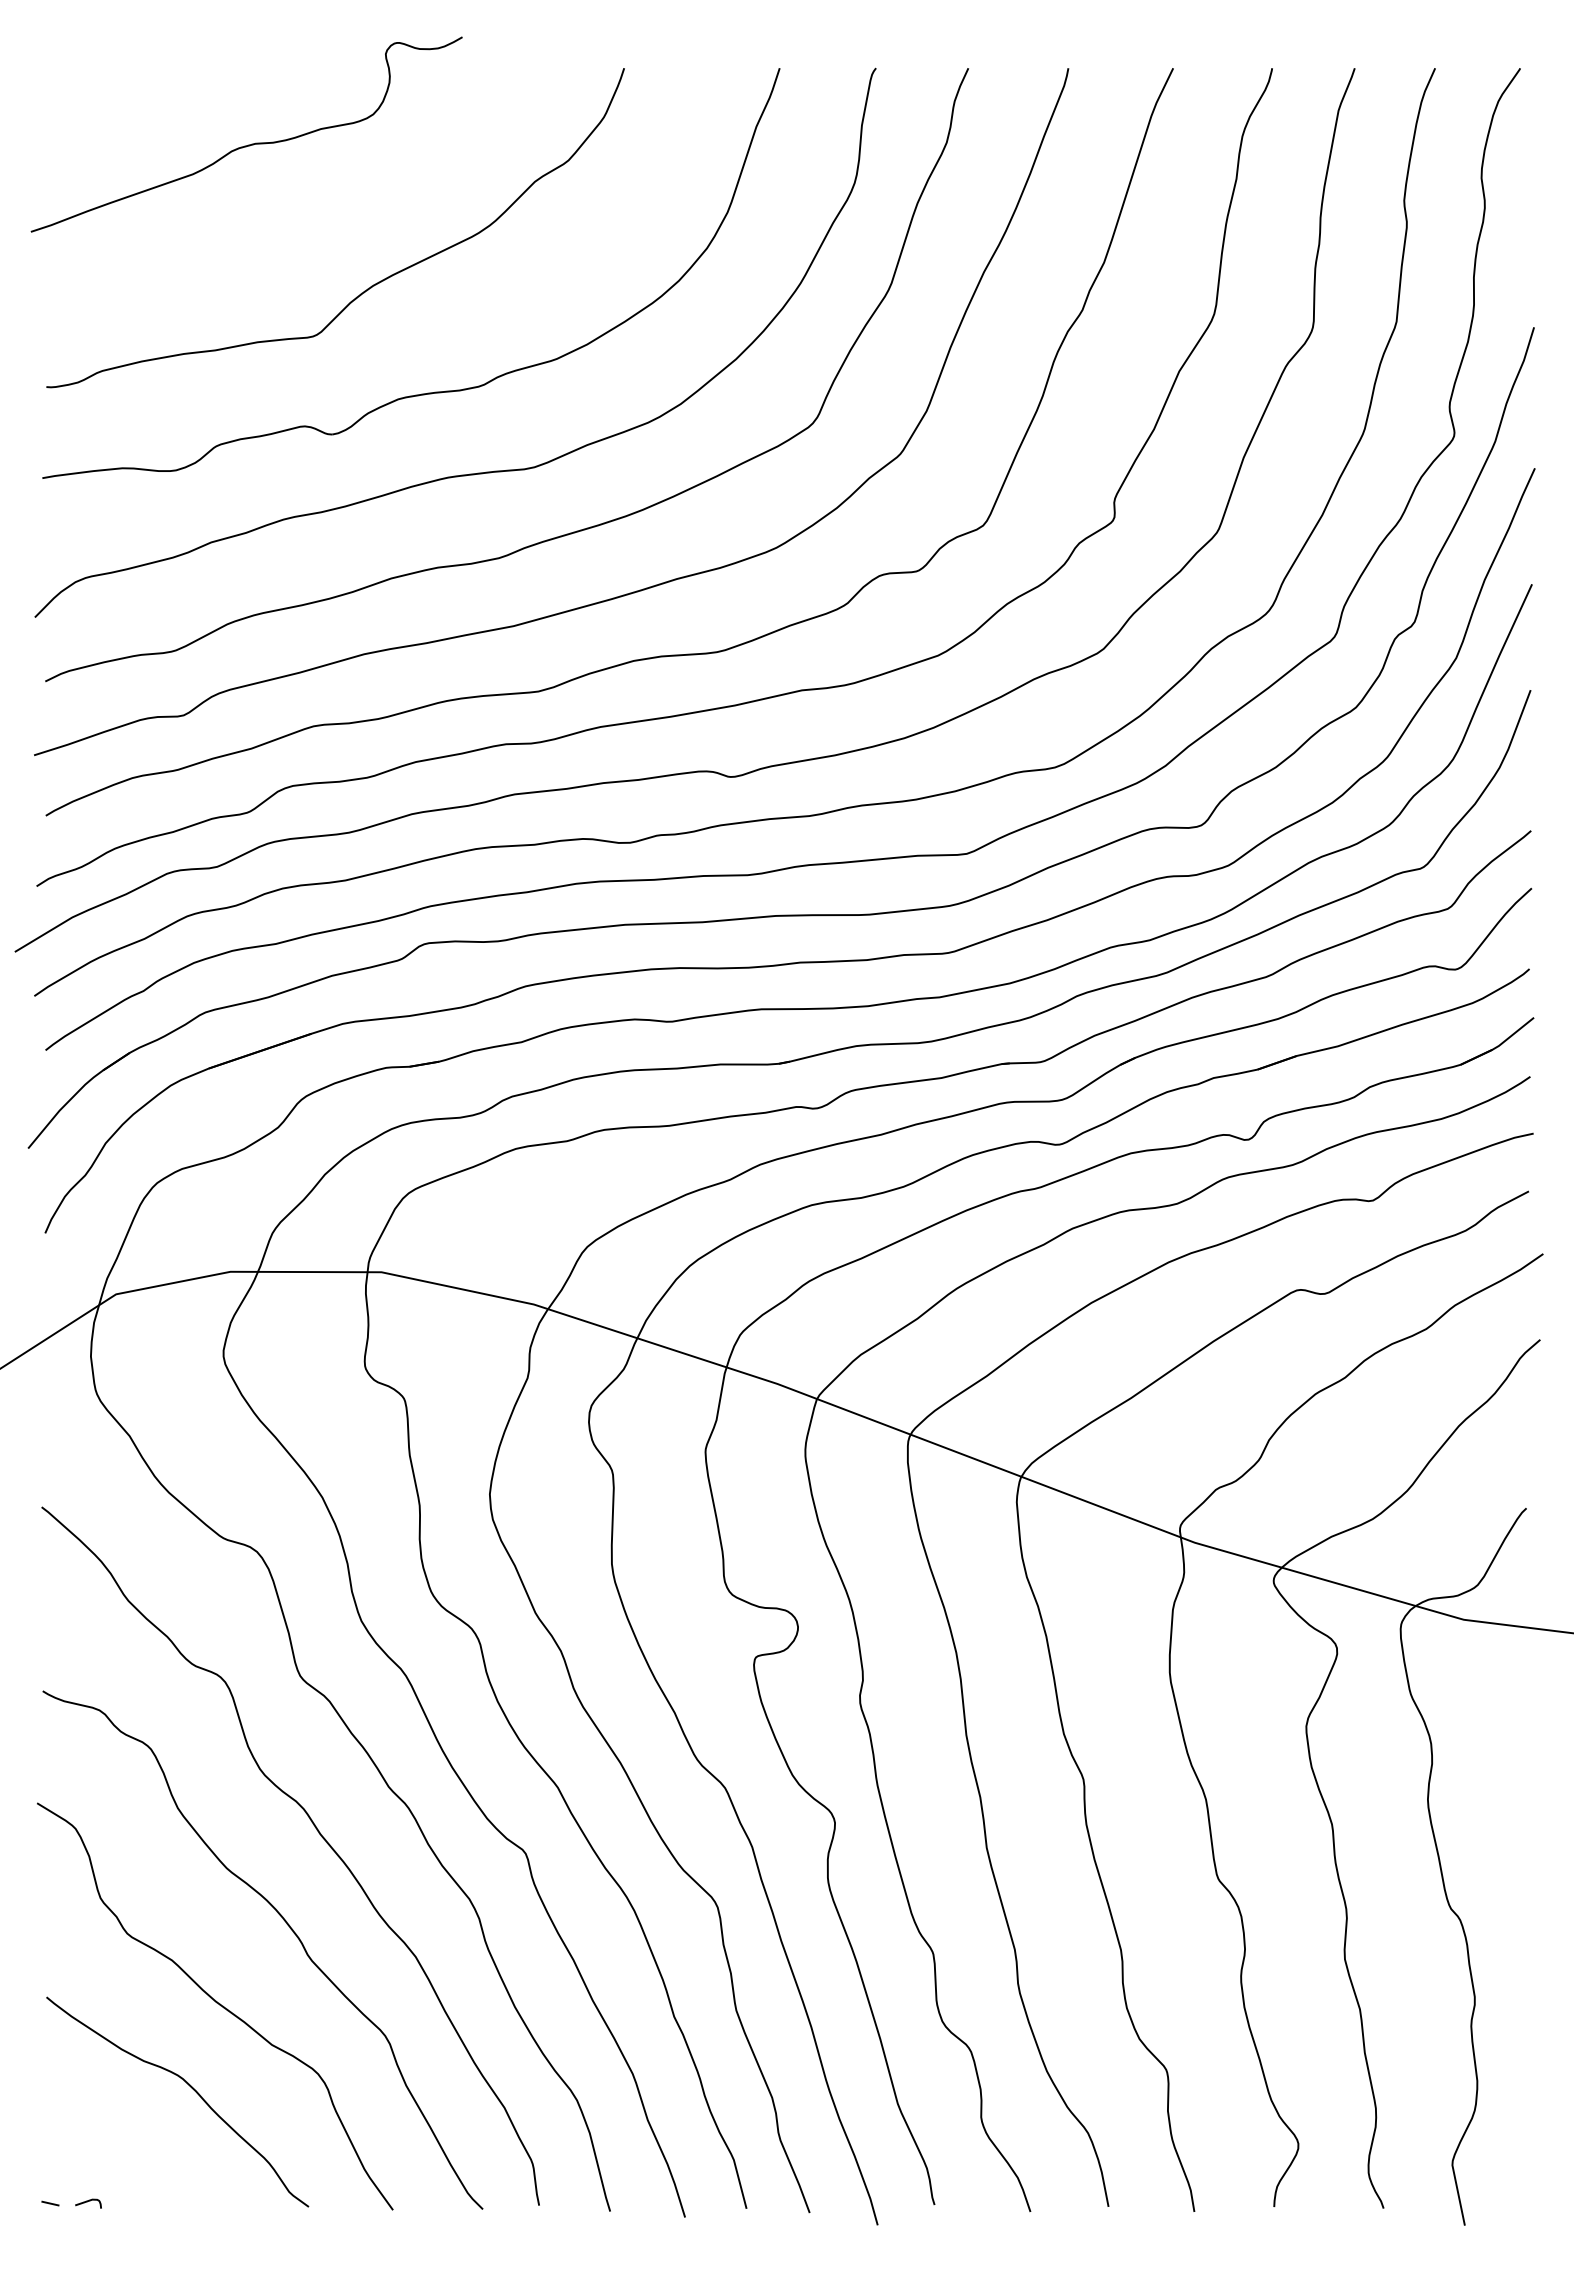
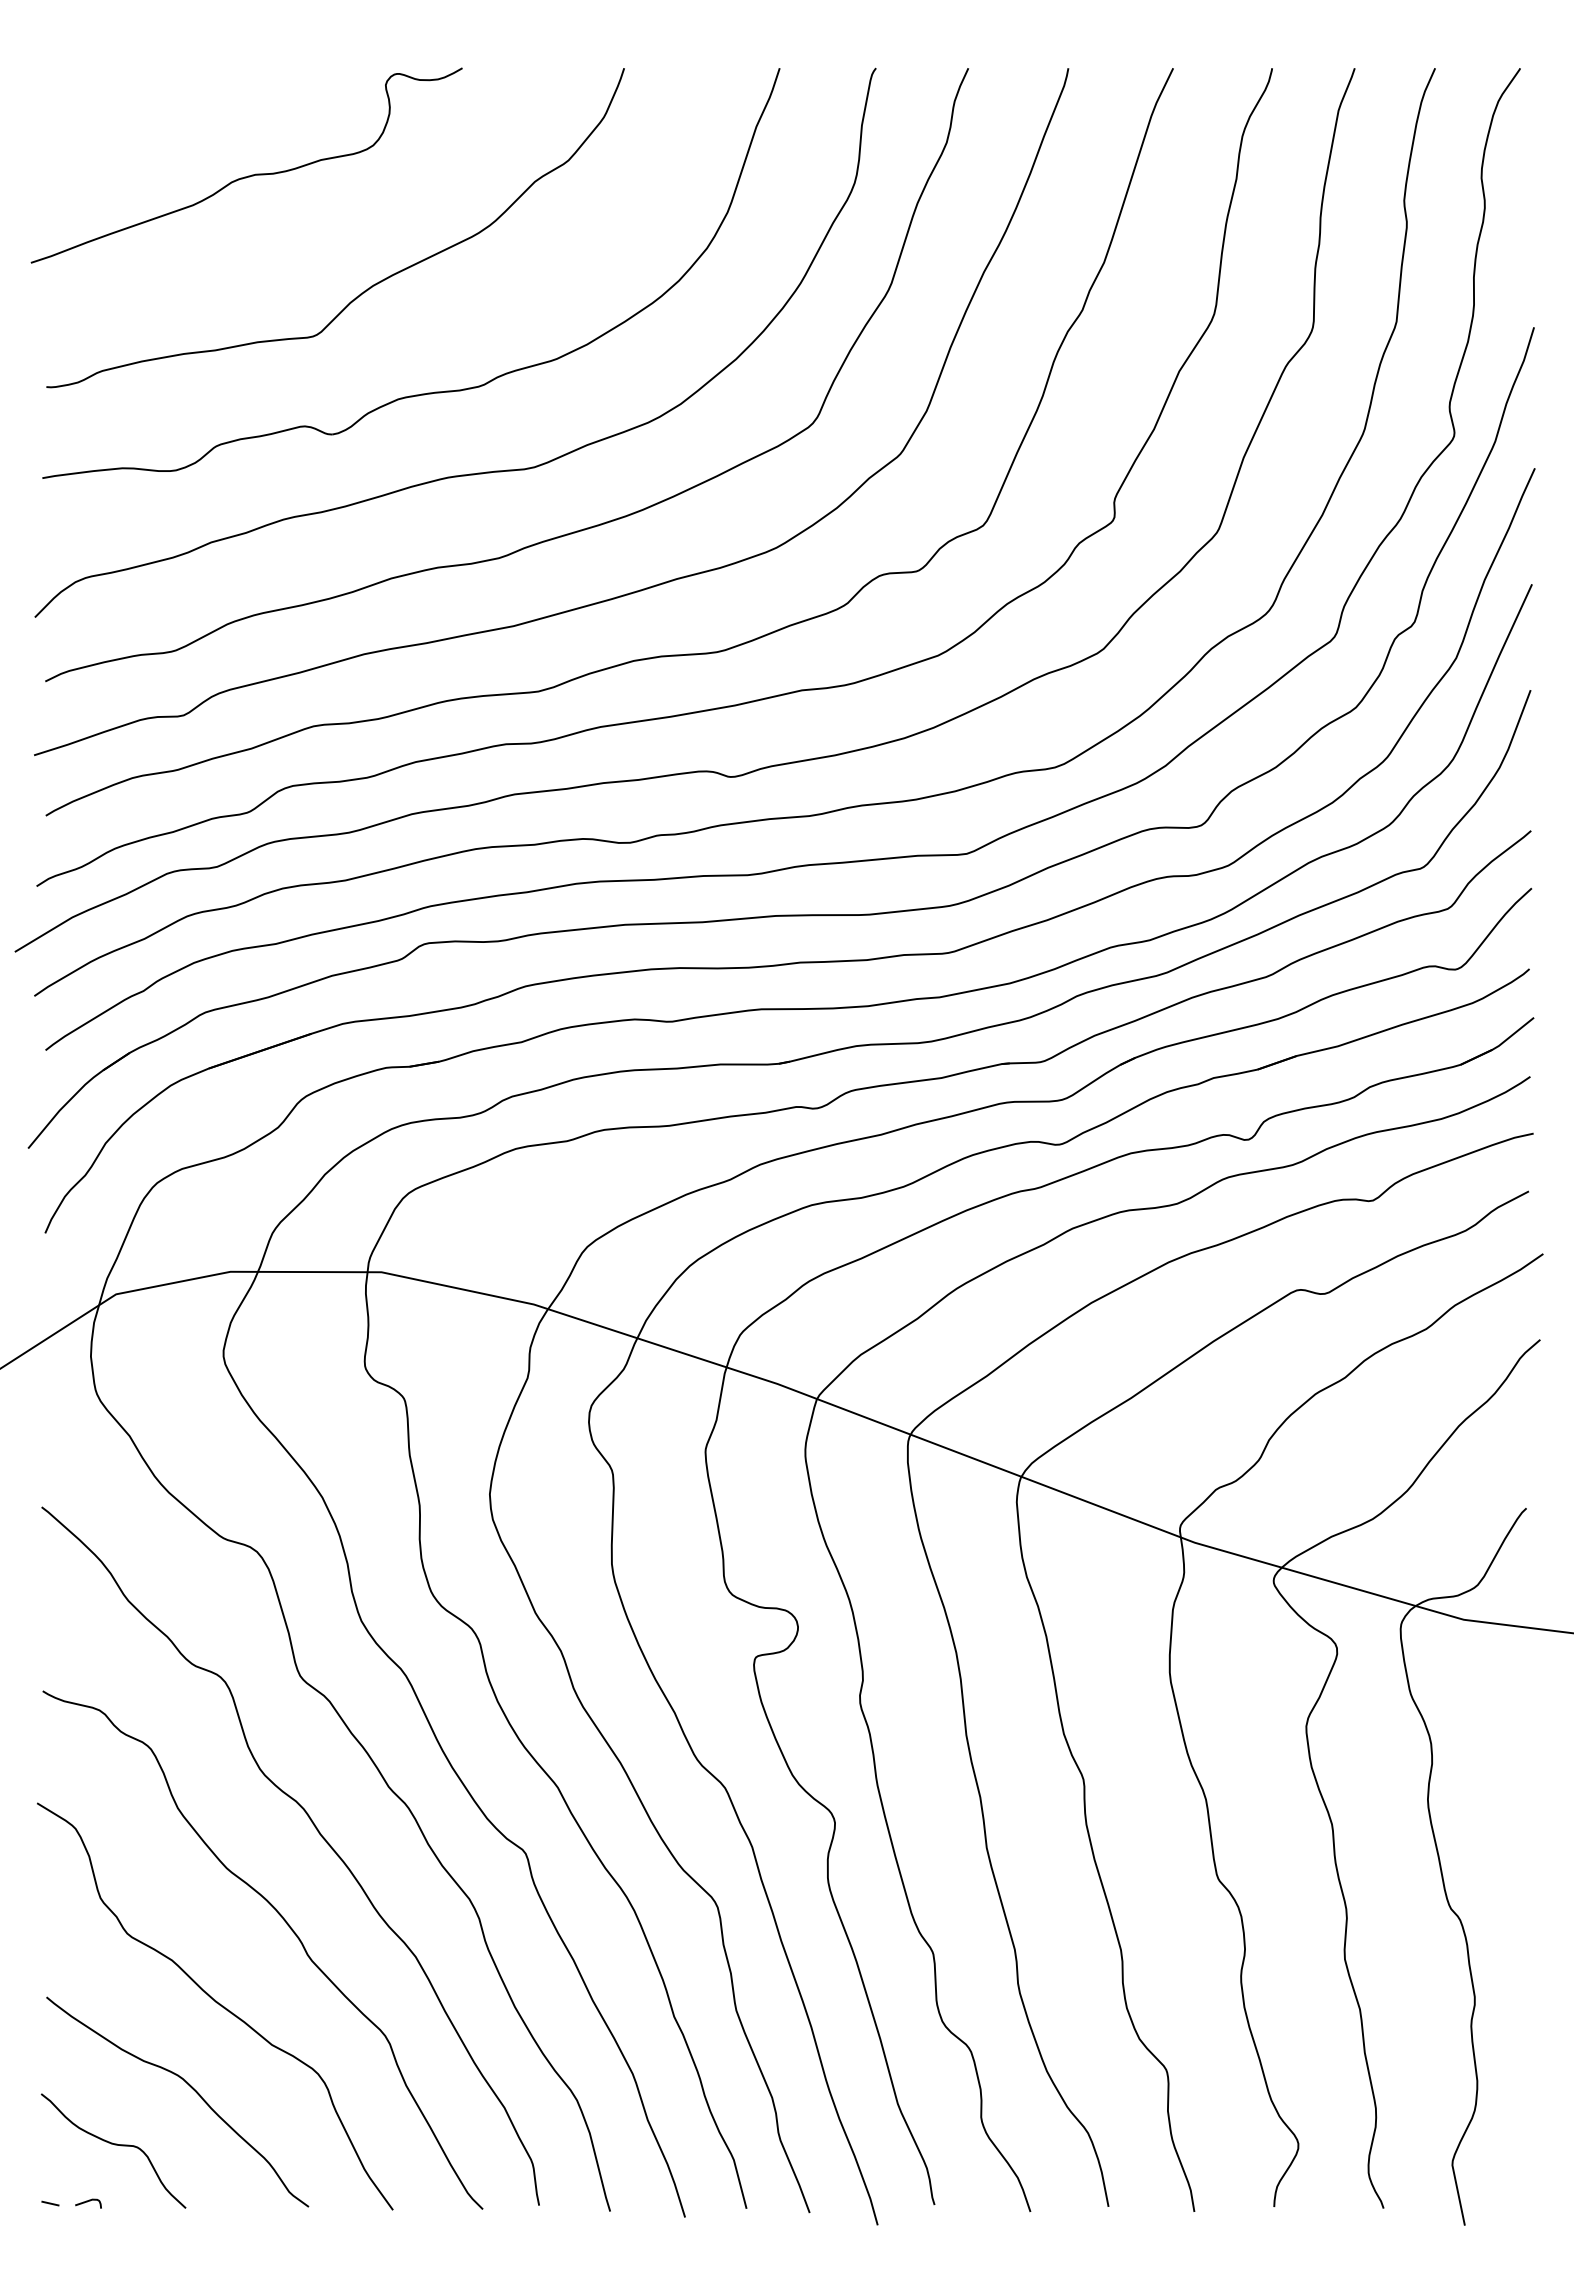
curve position: (248, 144) -> (248, 175) (248, 175)
curve: none -> present (114, 2145)
